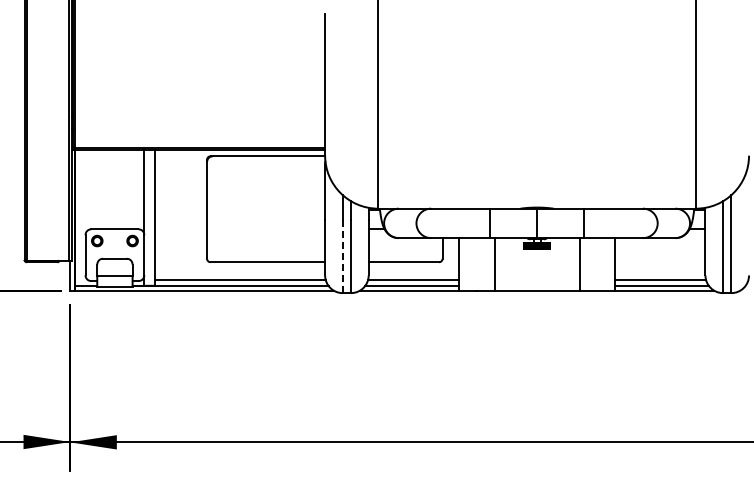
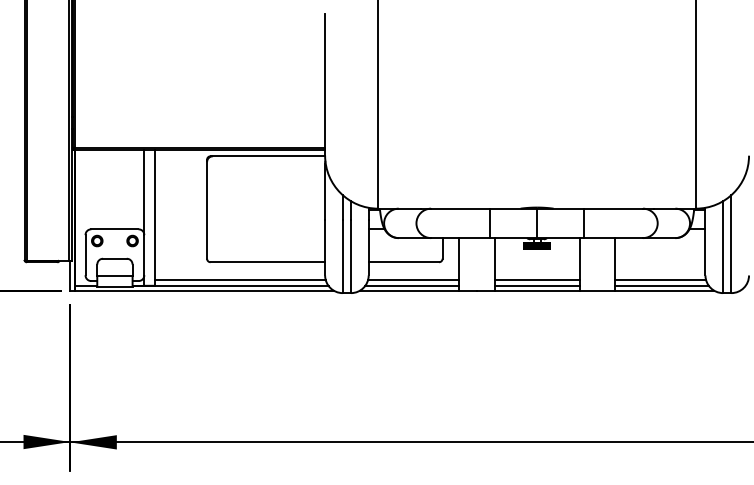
line: dashed -> solid (342, 256)
line: none -> present (536, 279)
line: none -> present (536, 285)
